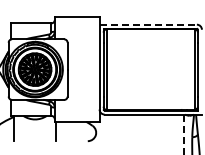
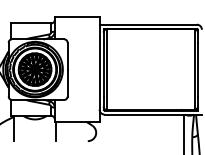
line: dashed -> solid (148, 24)
line: dashed -> solid (184, 134)
